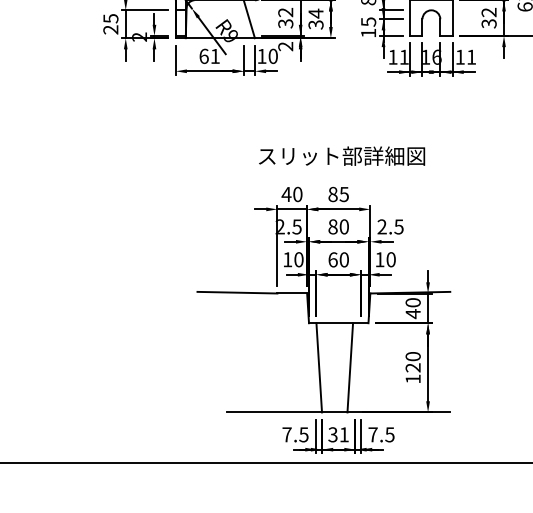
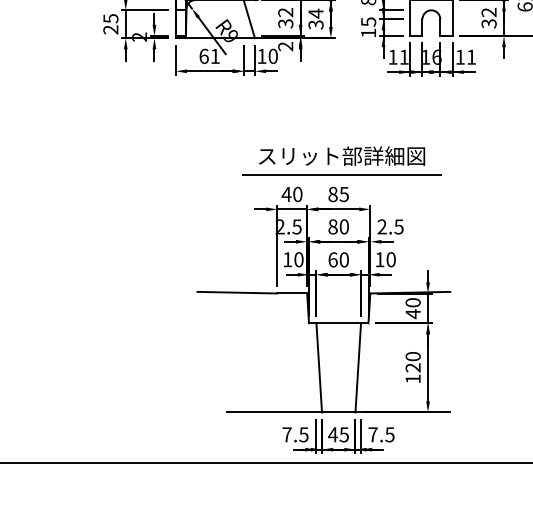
line: none -> present (341, 174)
line position: (350, 367) -> (358, 367) (358, 367)
text: 31 -> 45 (338, 434)
